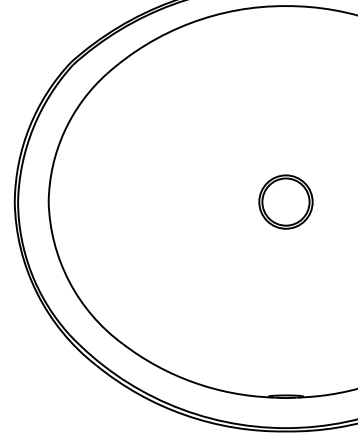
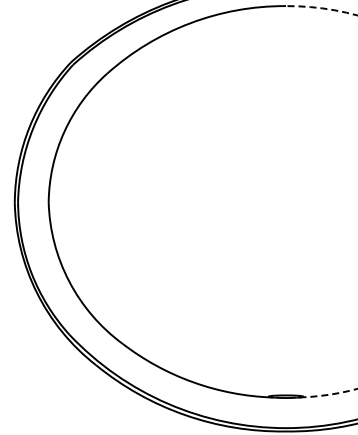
arc: solid -> dashed (322, 8)
part: present -> none (285, 201)
arc: solid -> dashed (329, 394)
